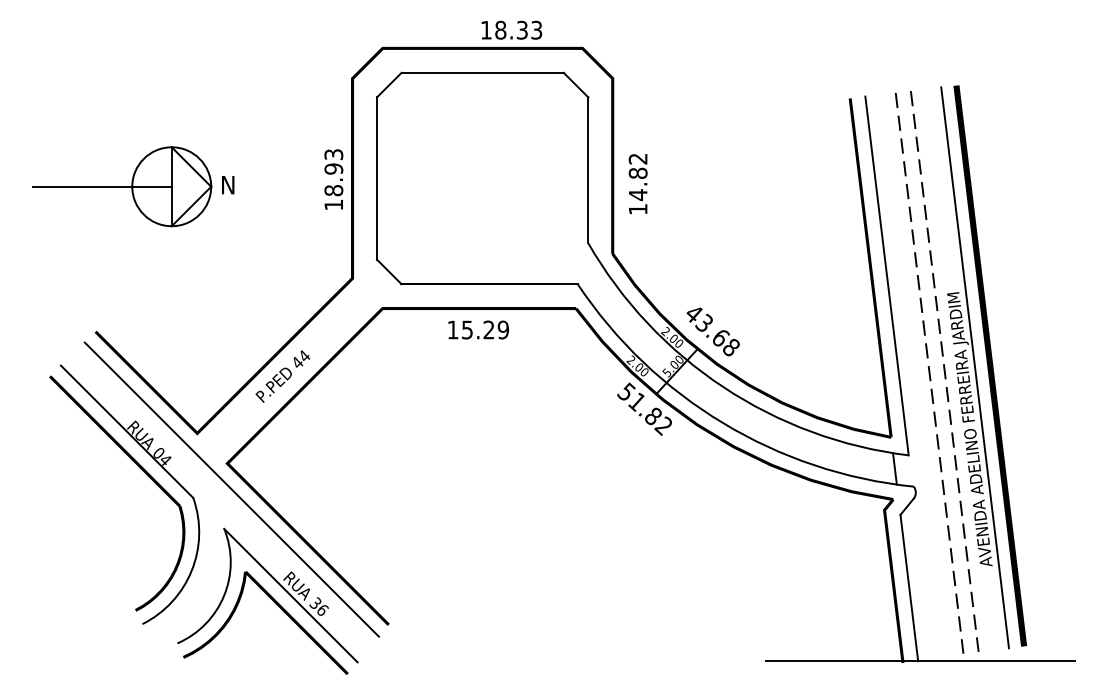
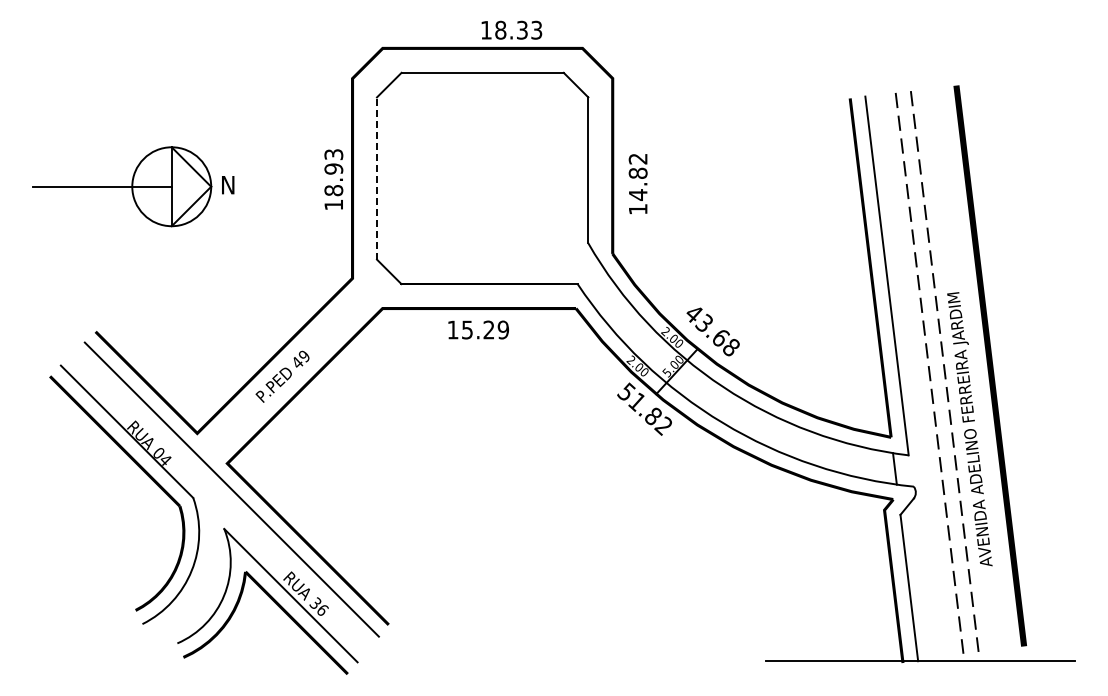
line: solid -> dashed (376, 178)
text: 44 -> 49 (303, 356)
line: present -> none (974, 367)
